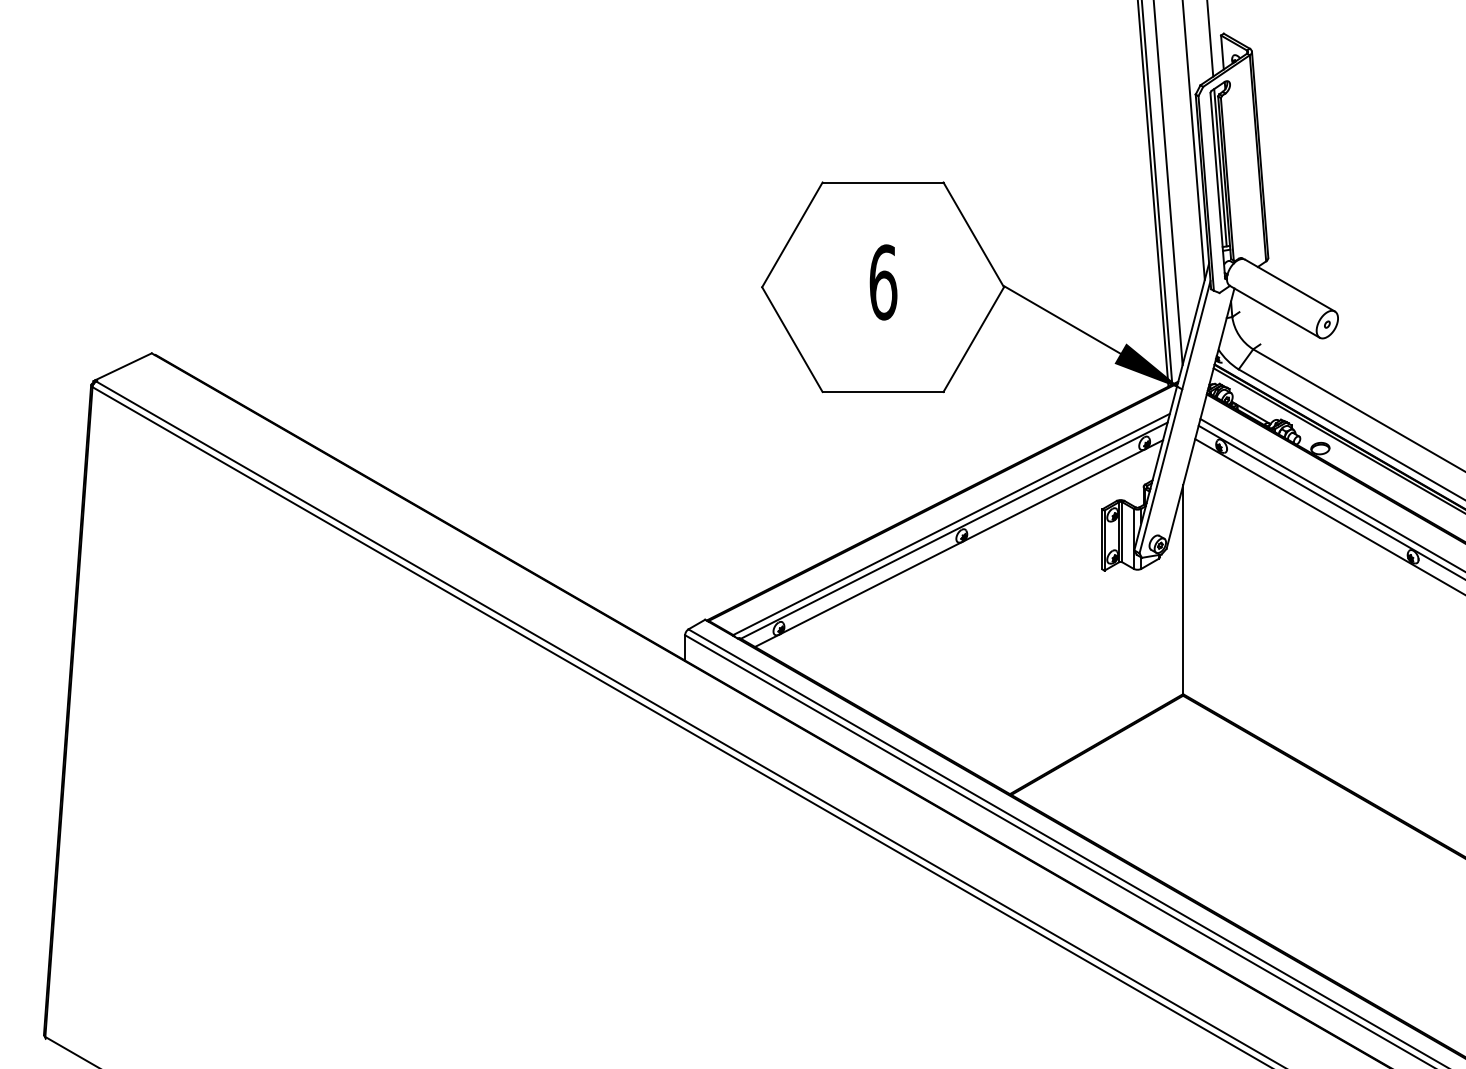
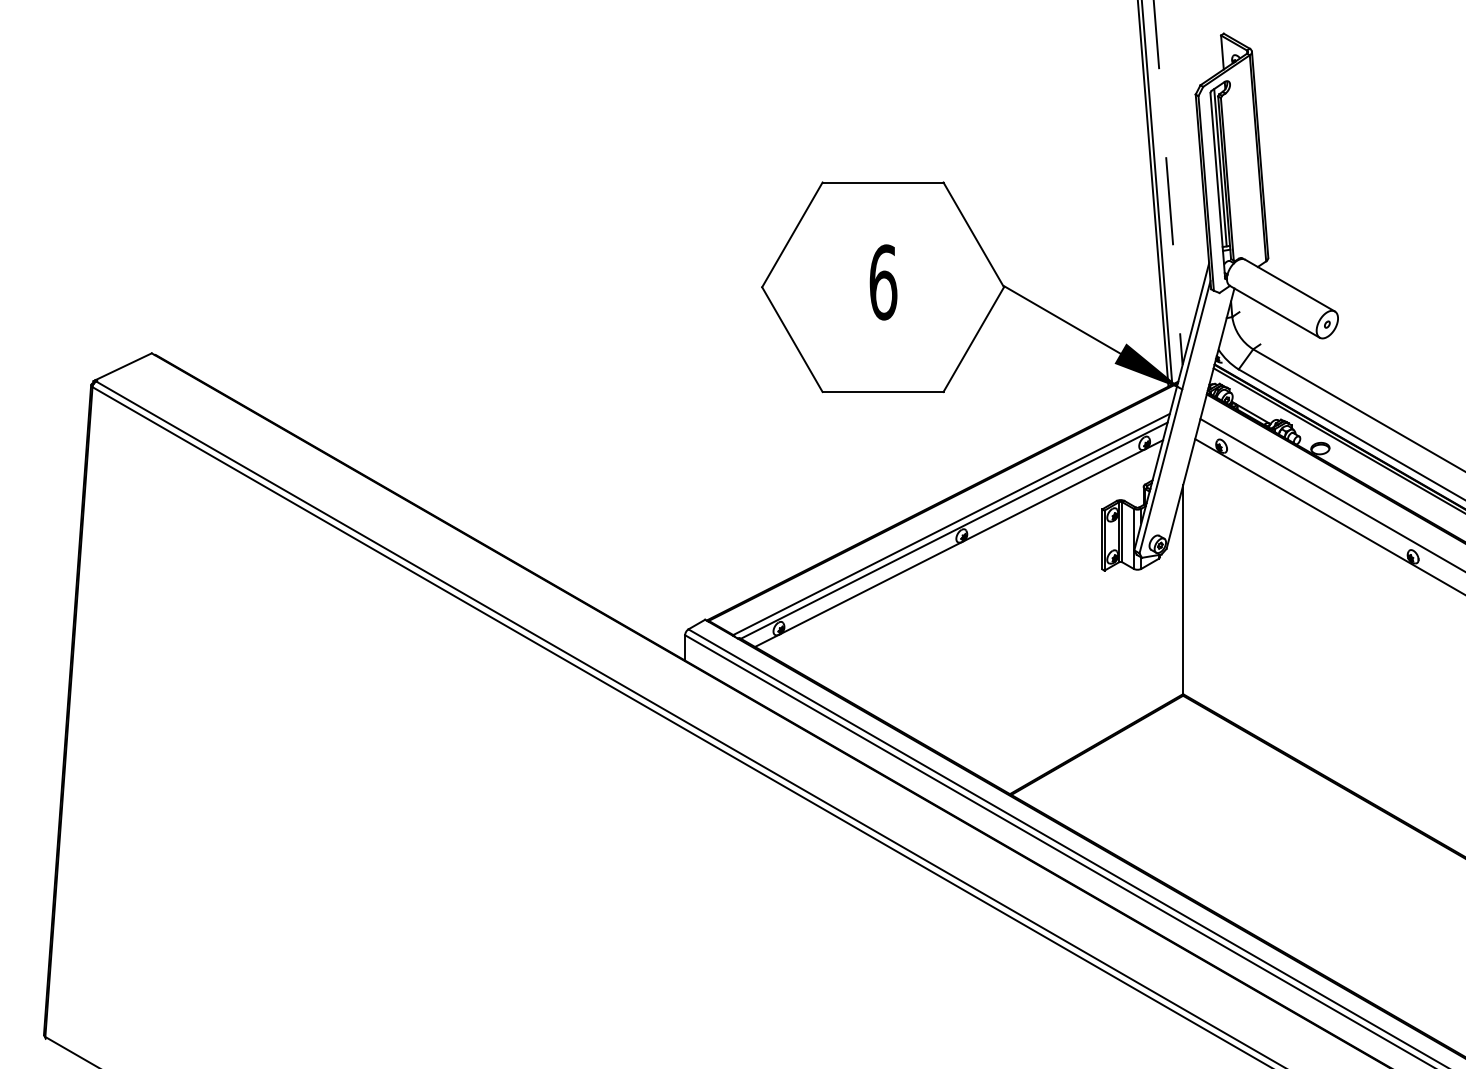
line: present -> none (1210, 39)
line: present -> none (1193, 140)
line: solid -> dashed (1168, 182)
line: present -> none (1330, 501)
